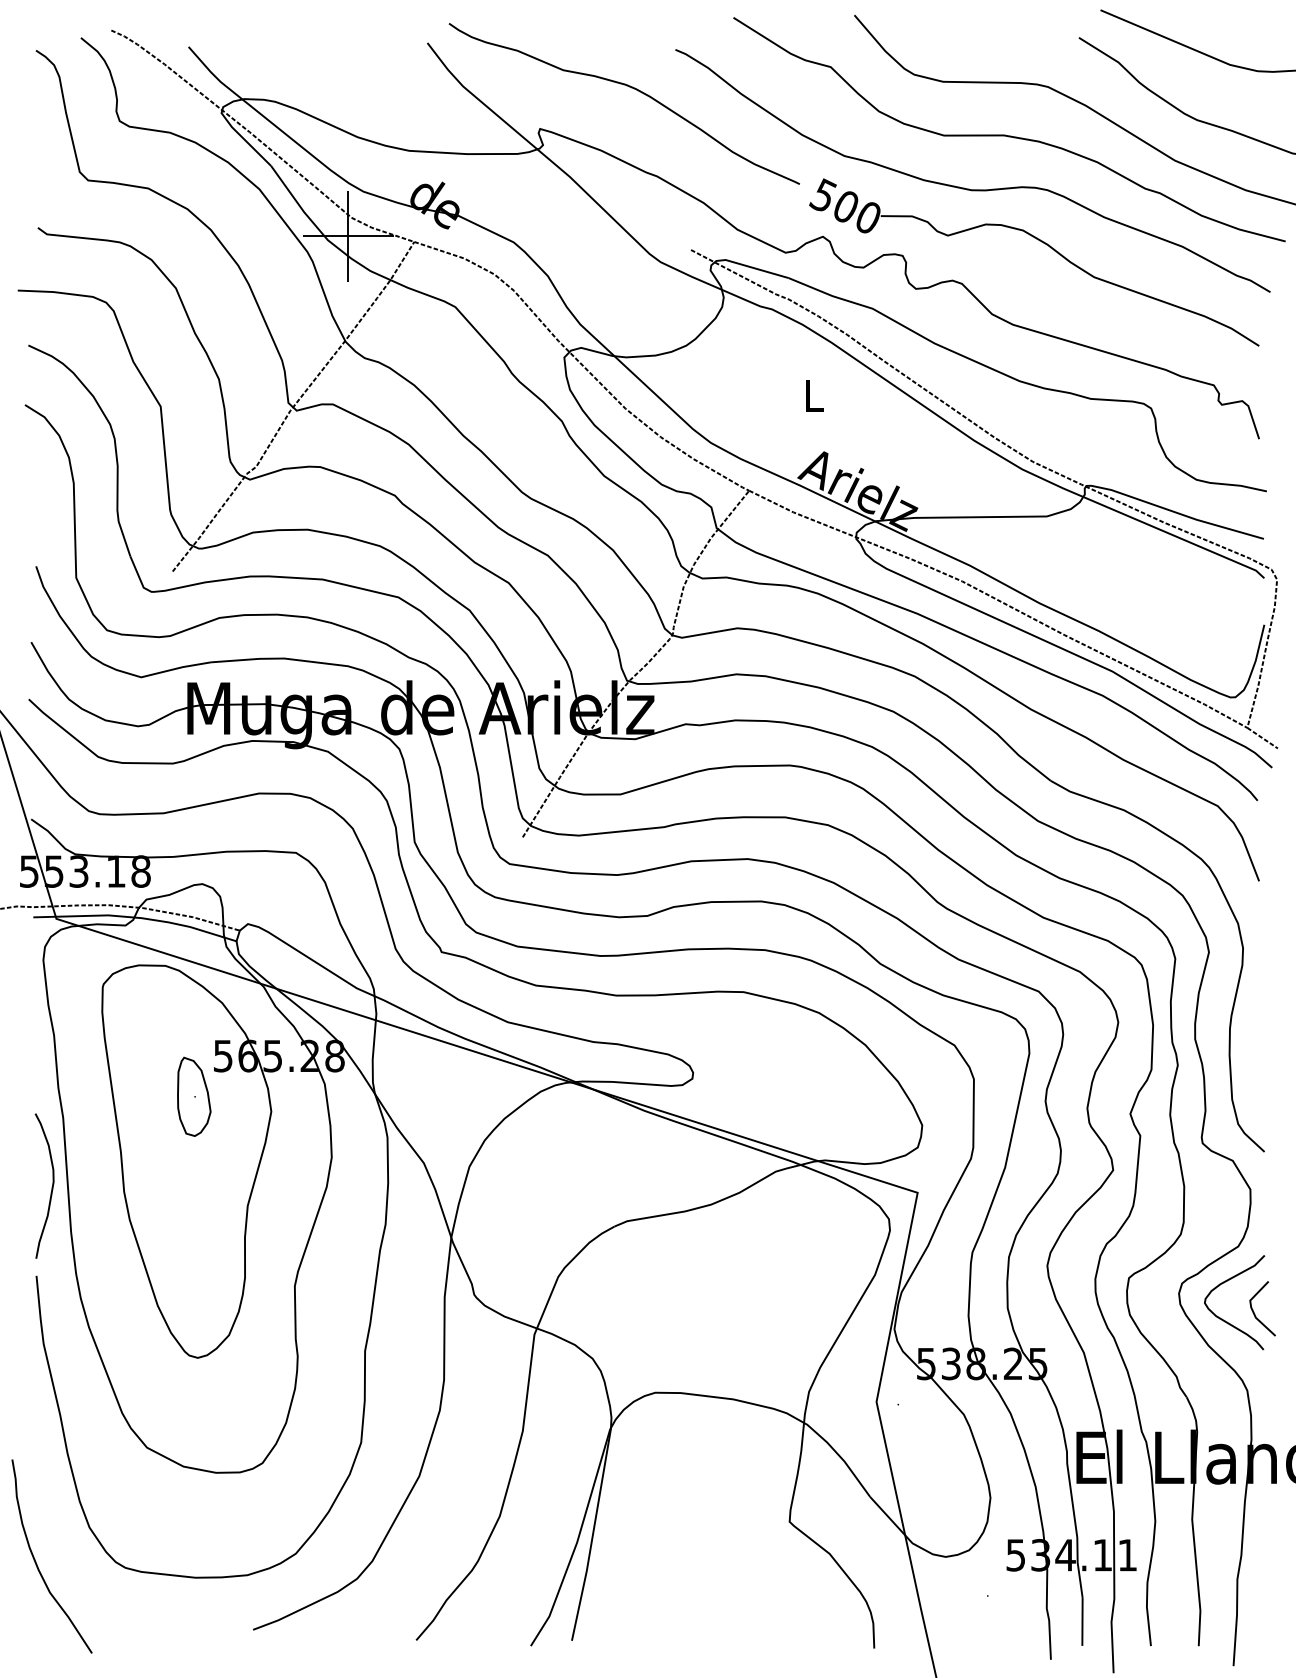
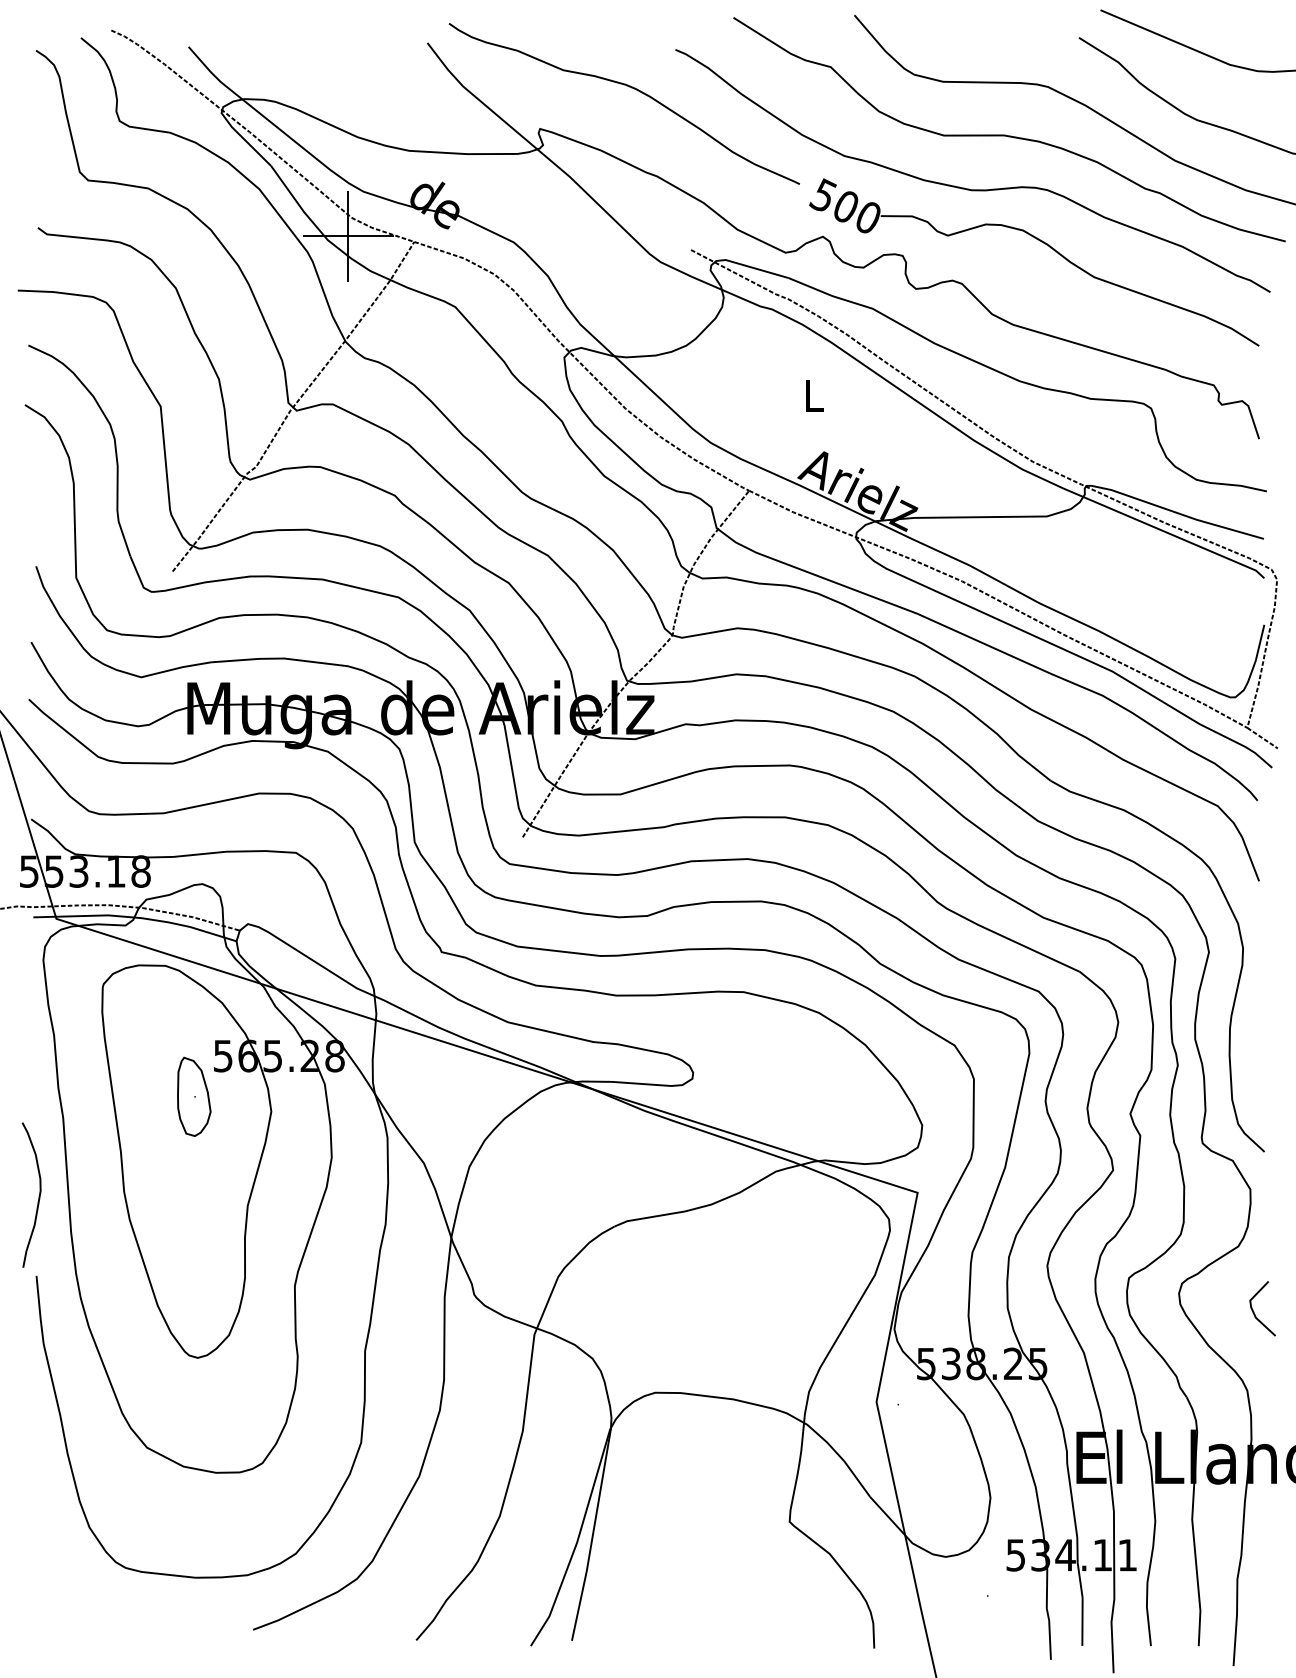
curve position: (51, 1187) -> (38, 1196) (38, 1196)
curve: present -> none (1222, 1318)
curve: present -> none (36, 1561)
